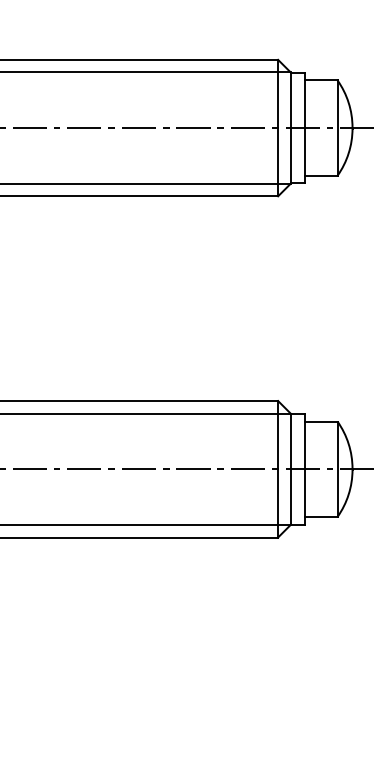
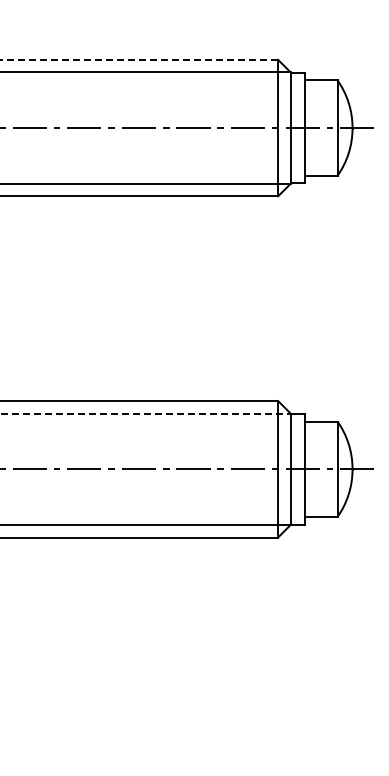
line: solid -> dashed (139, 59)
line: solid -> dashed (145, 413)
